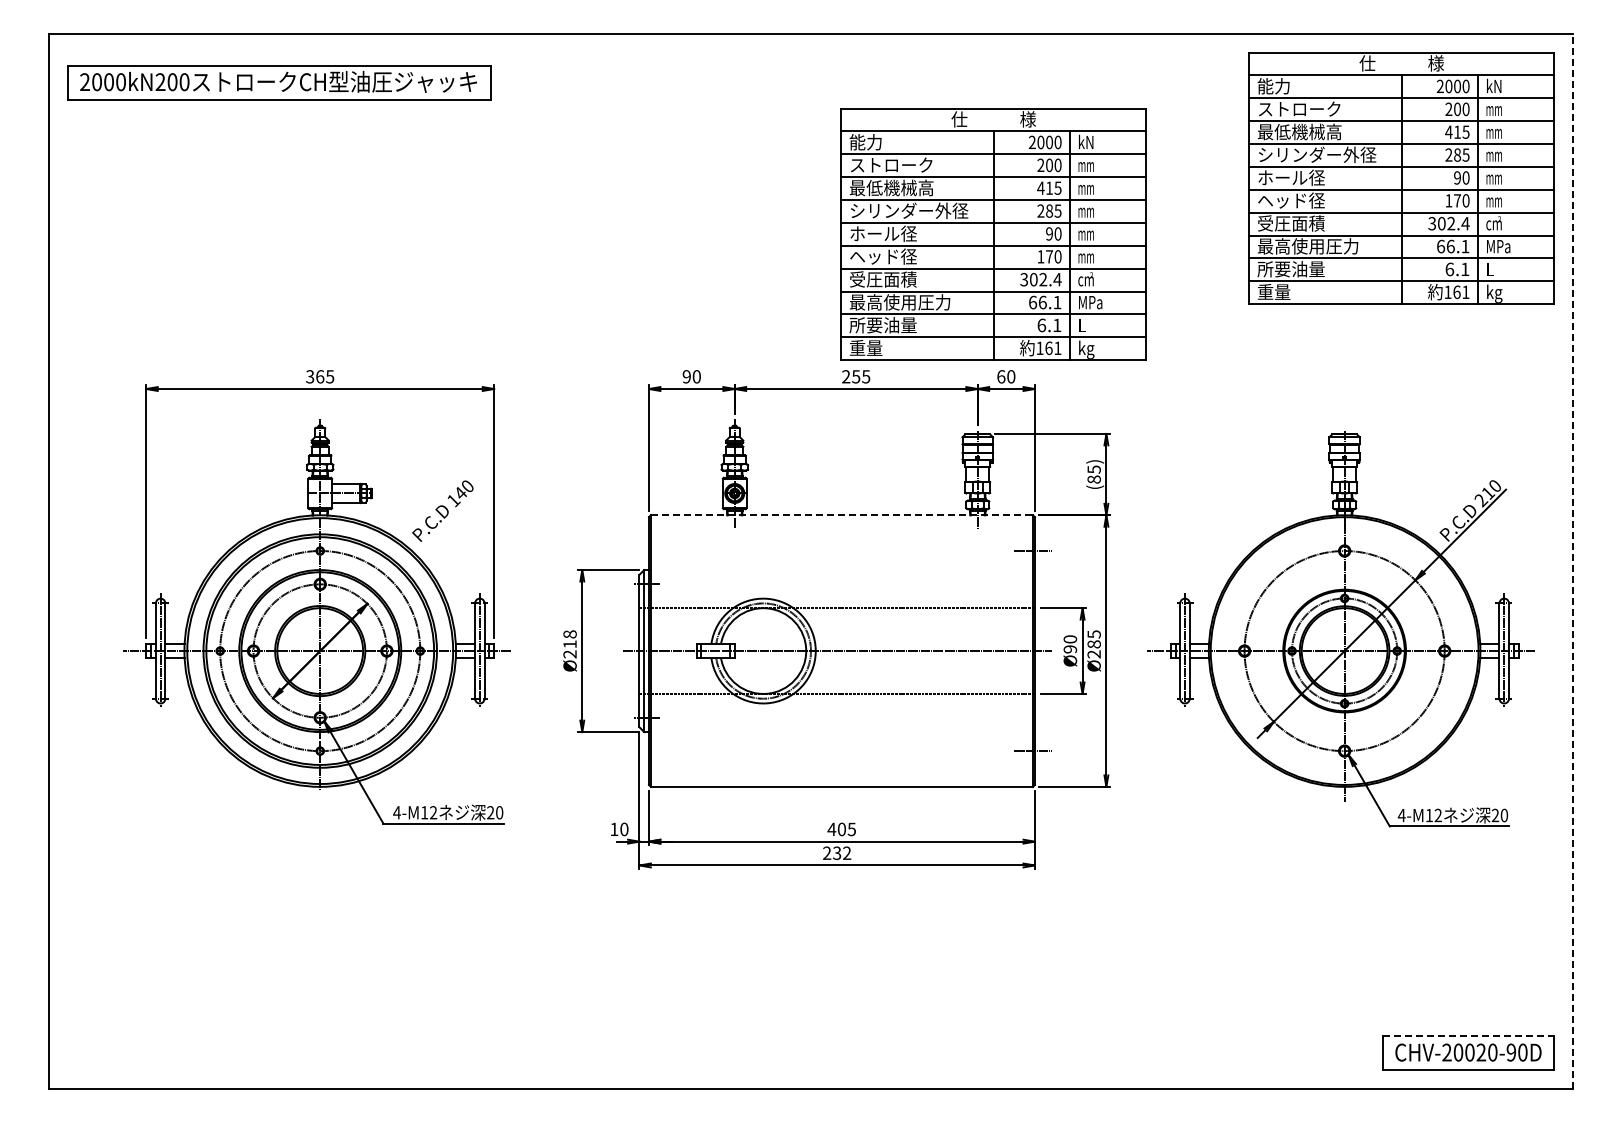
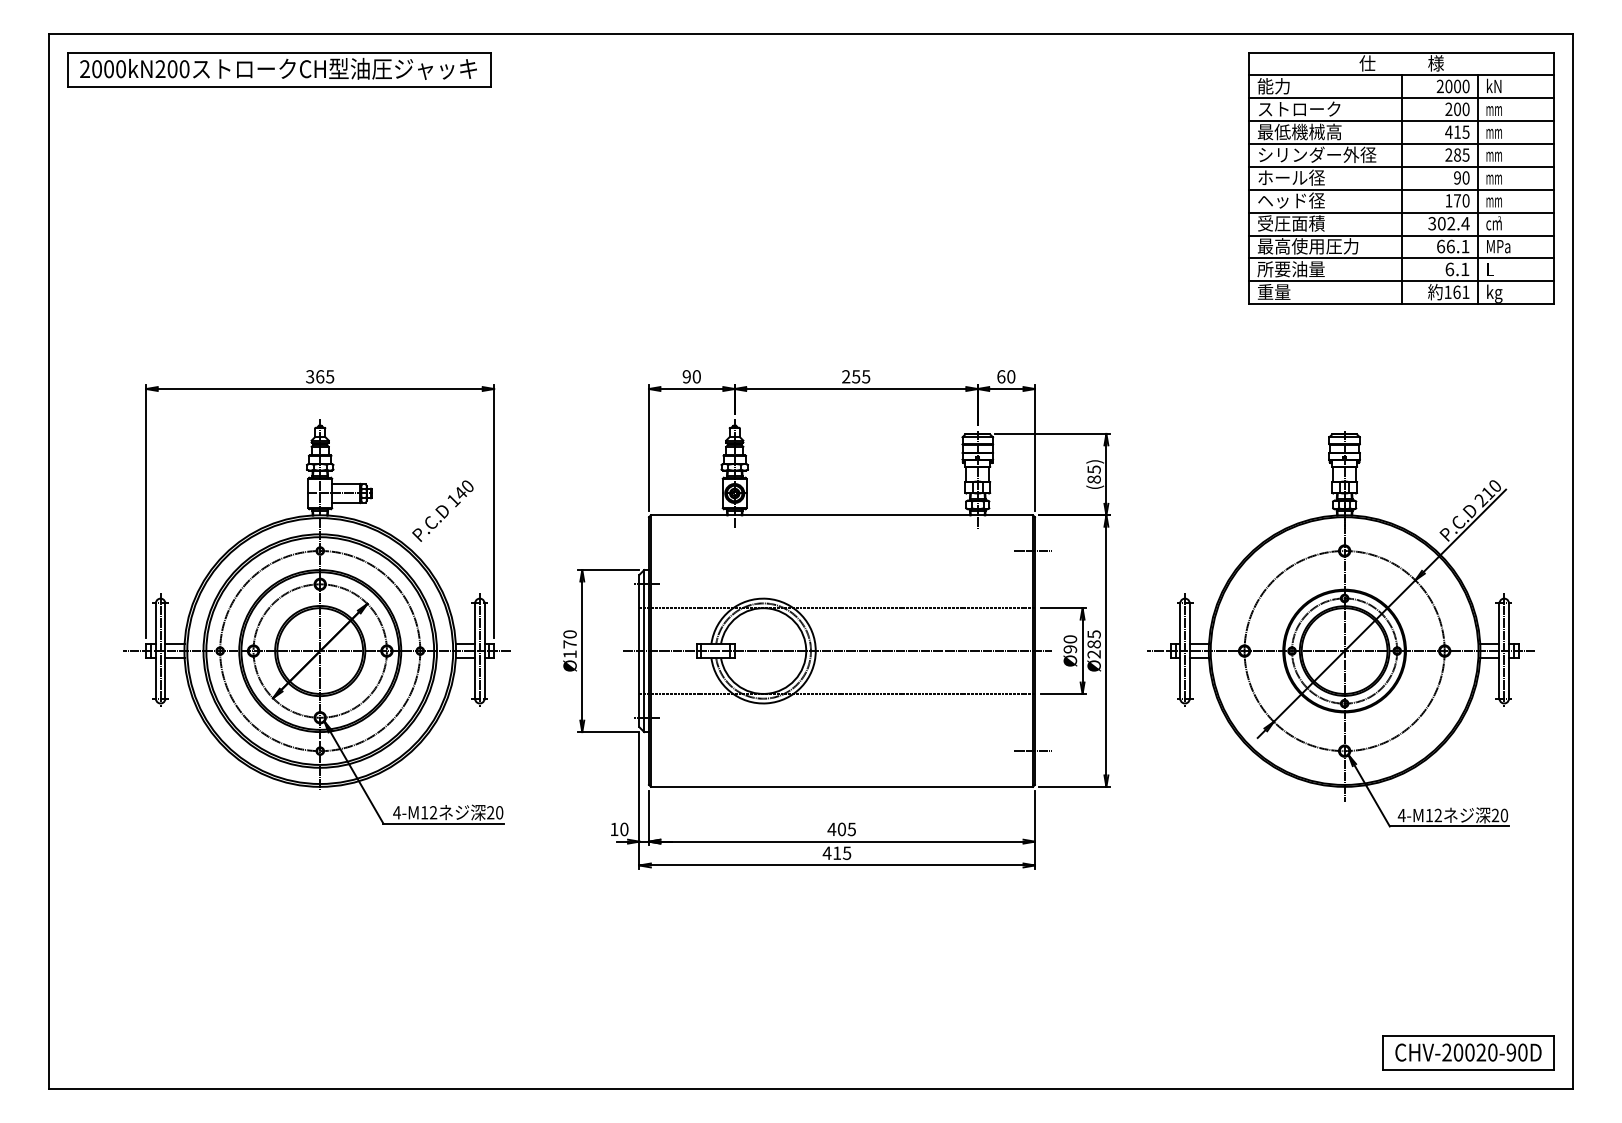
part position: (279, 82) -> (279, 69) (279, 69)
part: present -> none (993, 234)
line: dashed -> solid (842, 515)
line: dashed -> solid (1573, 561)
text: Ø218 -> Ø170 (569, 644)
text: 232 -> 415 (836, 852)
line: dashed -> solid (1468, 1036)
